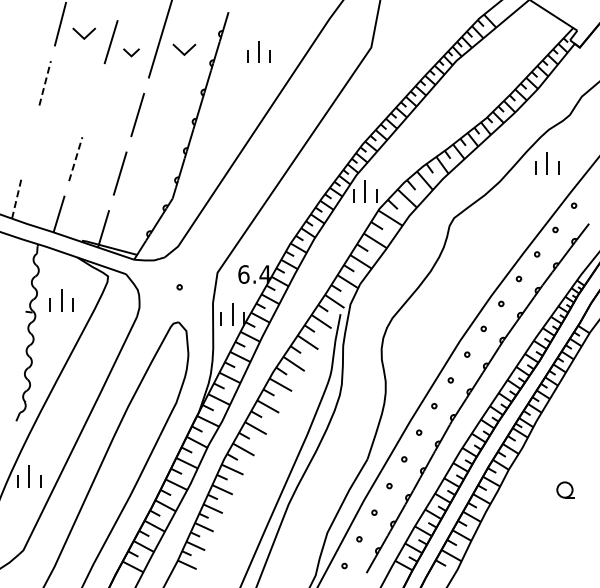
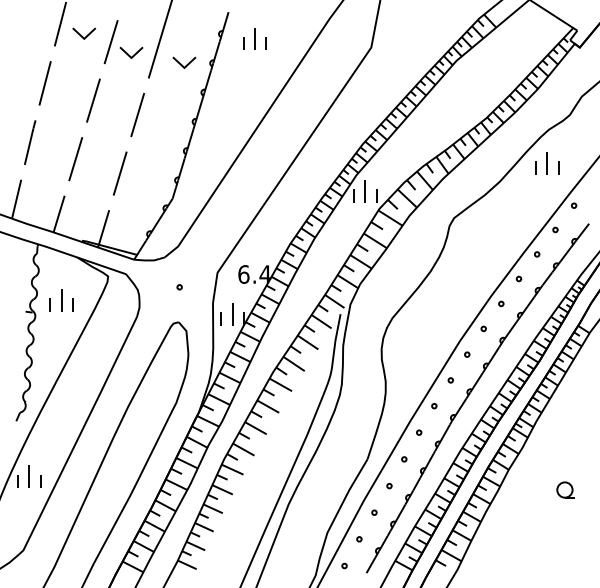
part position: (184, 49) -> (184, 62) (184, 62)
part position: (258, 51) -> (254, 38) (254, 38)
part size: 17x10 px -> 25x13 px (131, 52)
line: dashed -> solid (45, 83)
line: none -> present (93, 100)
line: none -> present (30, 142)
line: dashed -> solid (75, 159)
line: dashed -> solid (16, 199)
